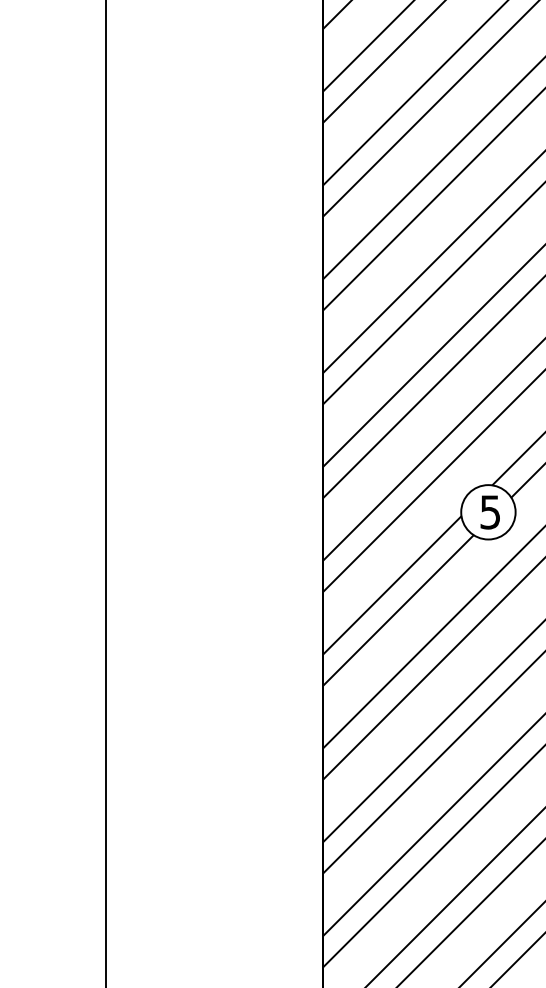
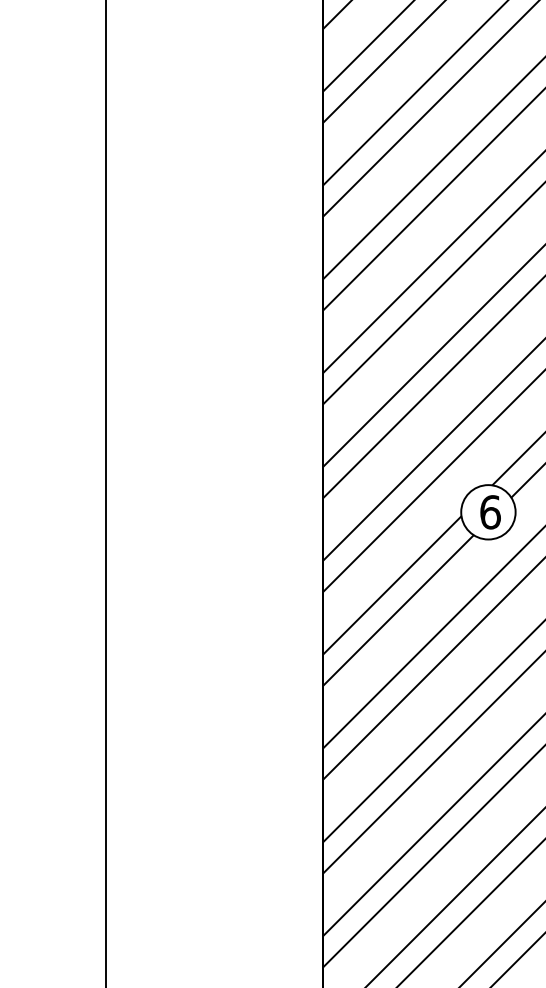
text: 5 -> 6 (490, 512)
